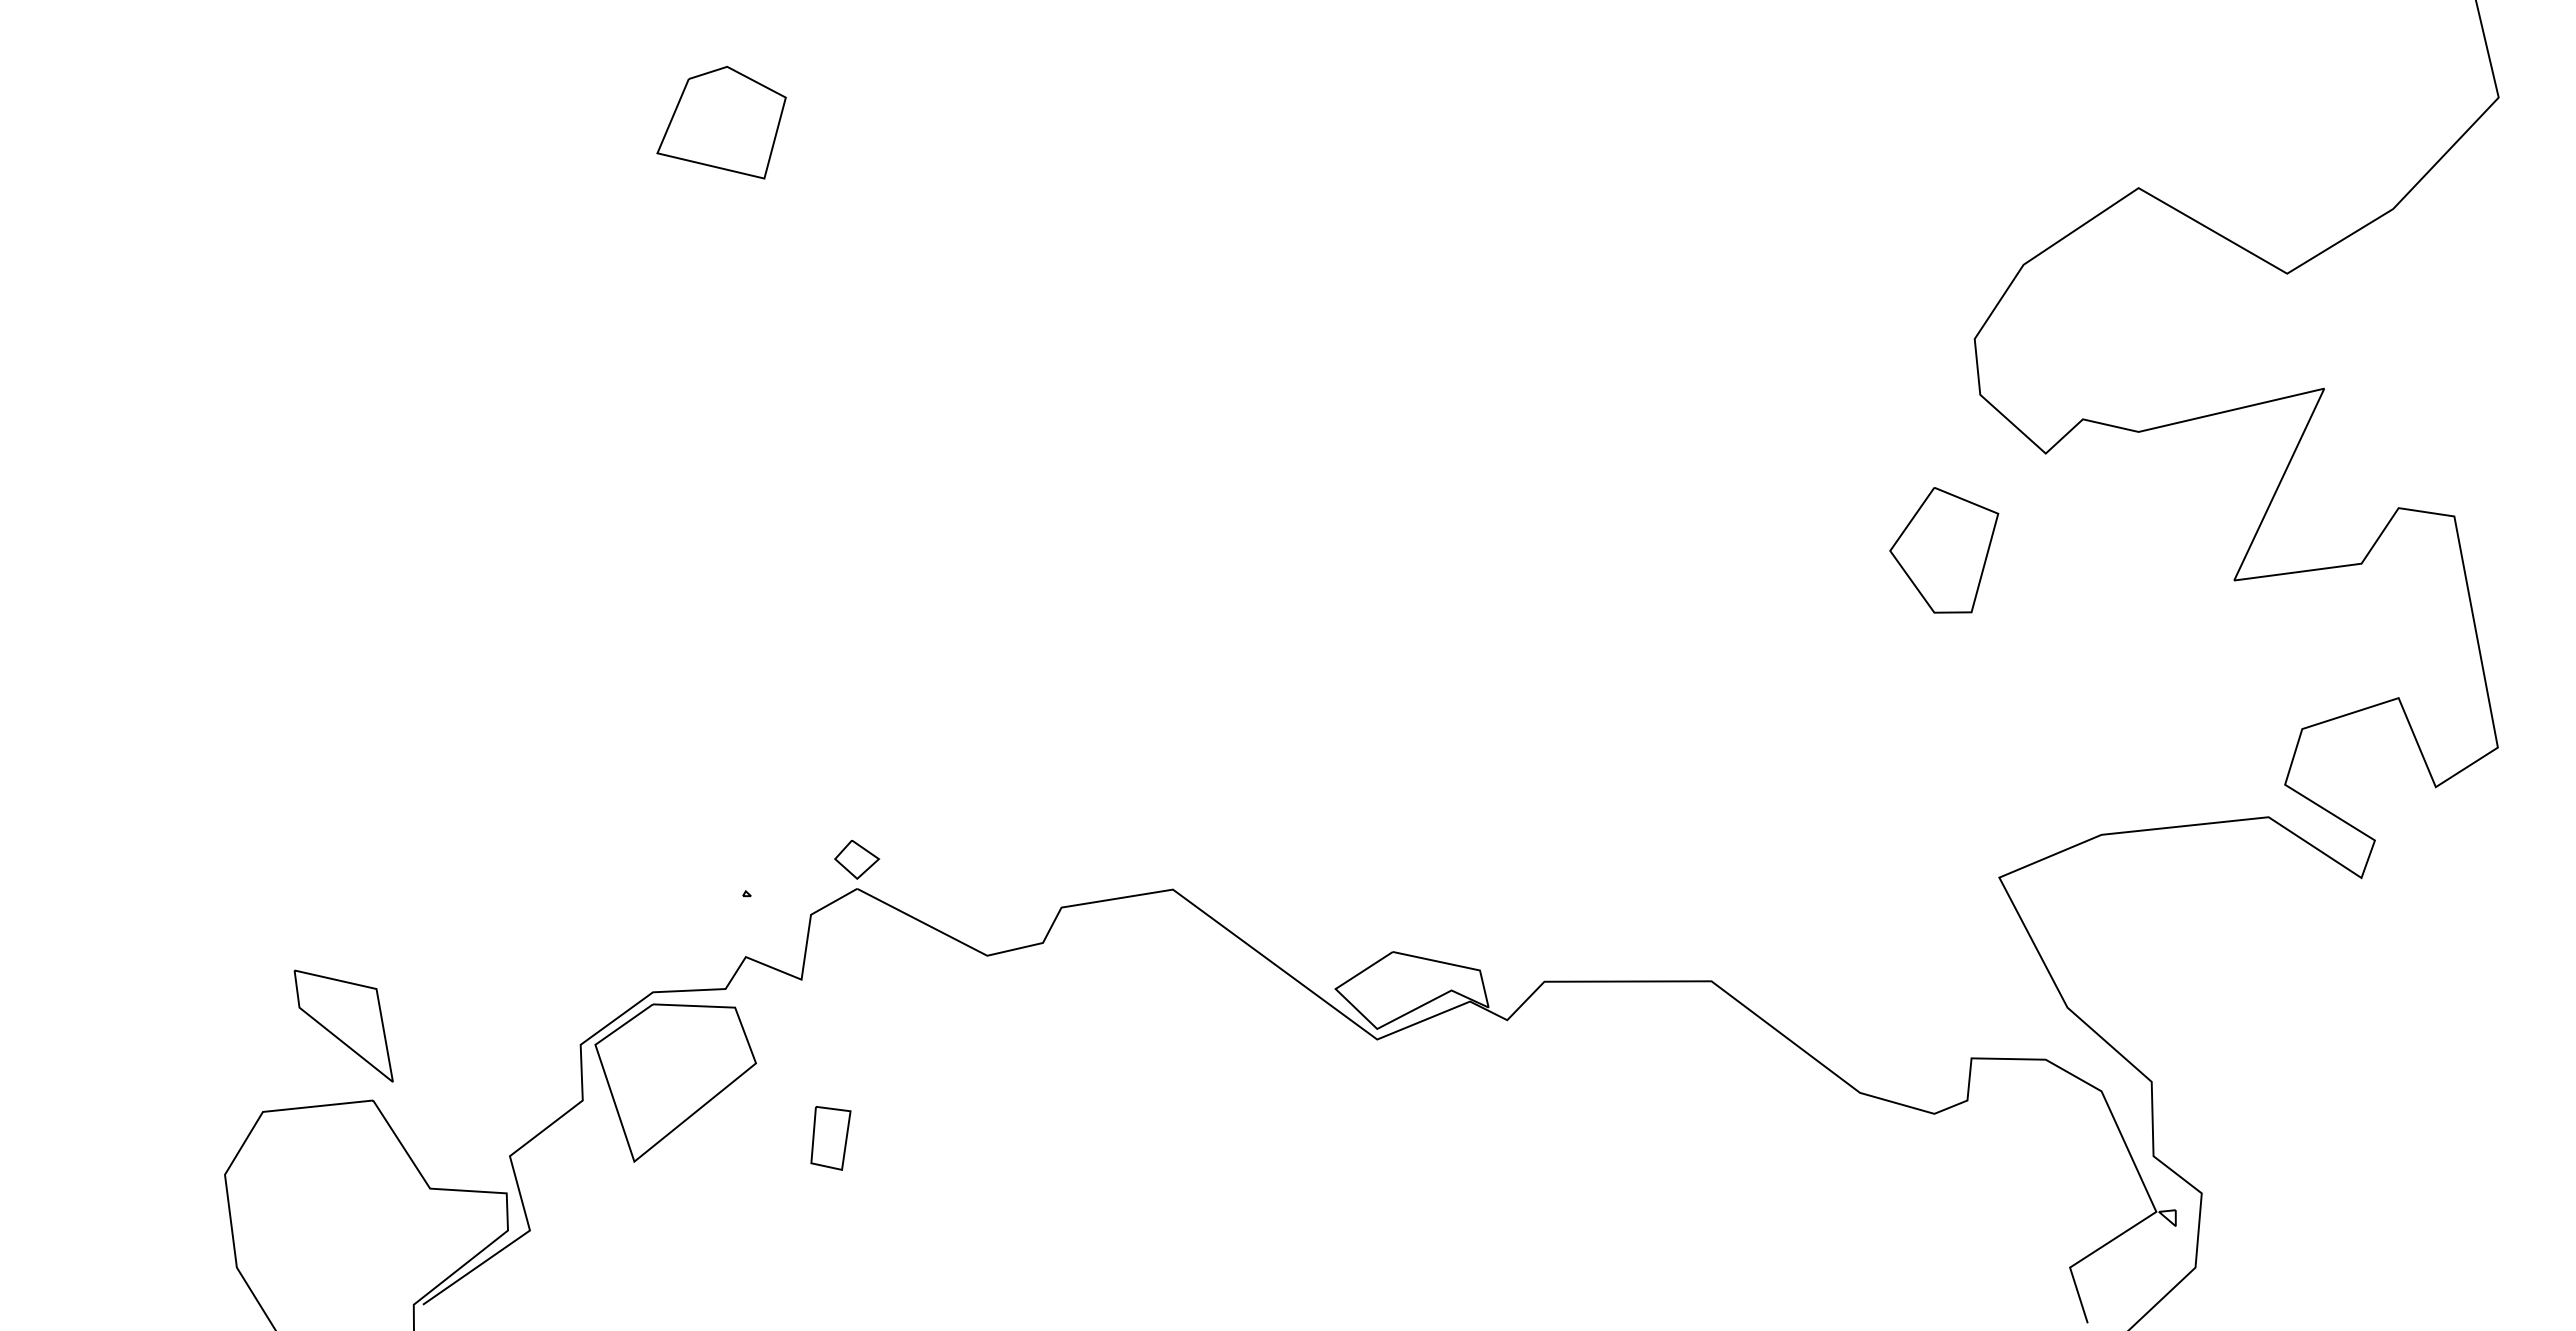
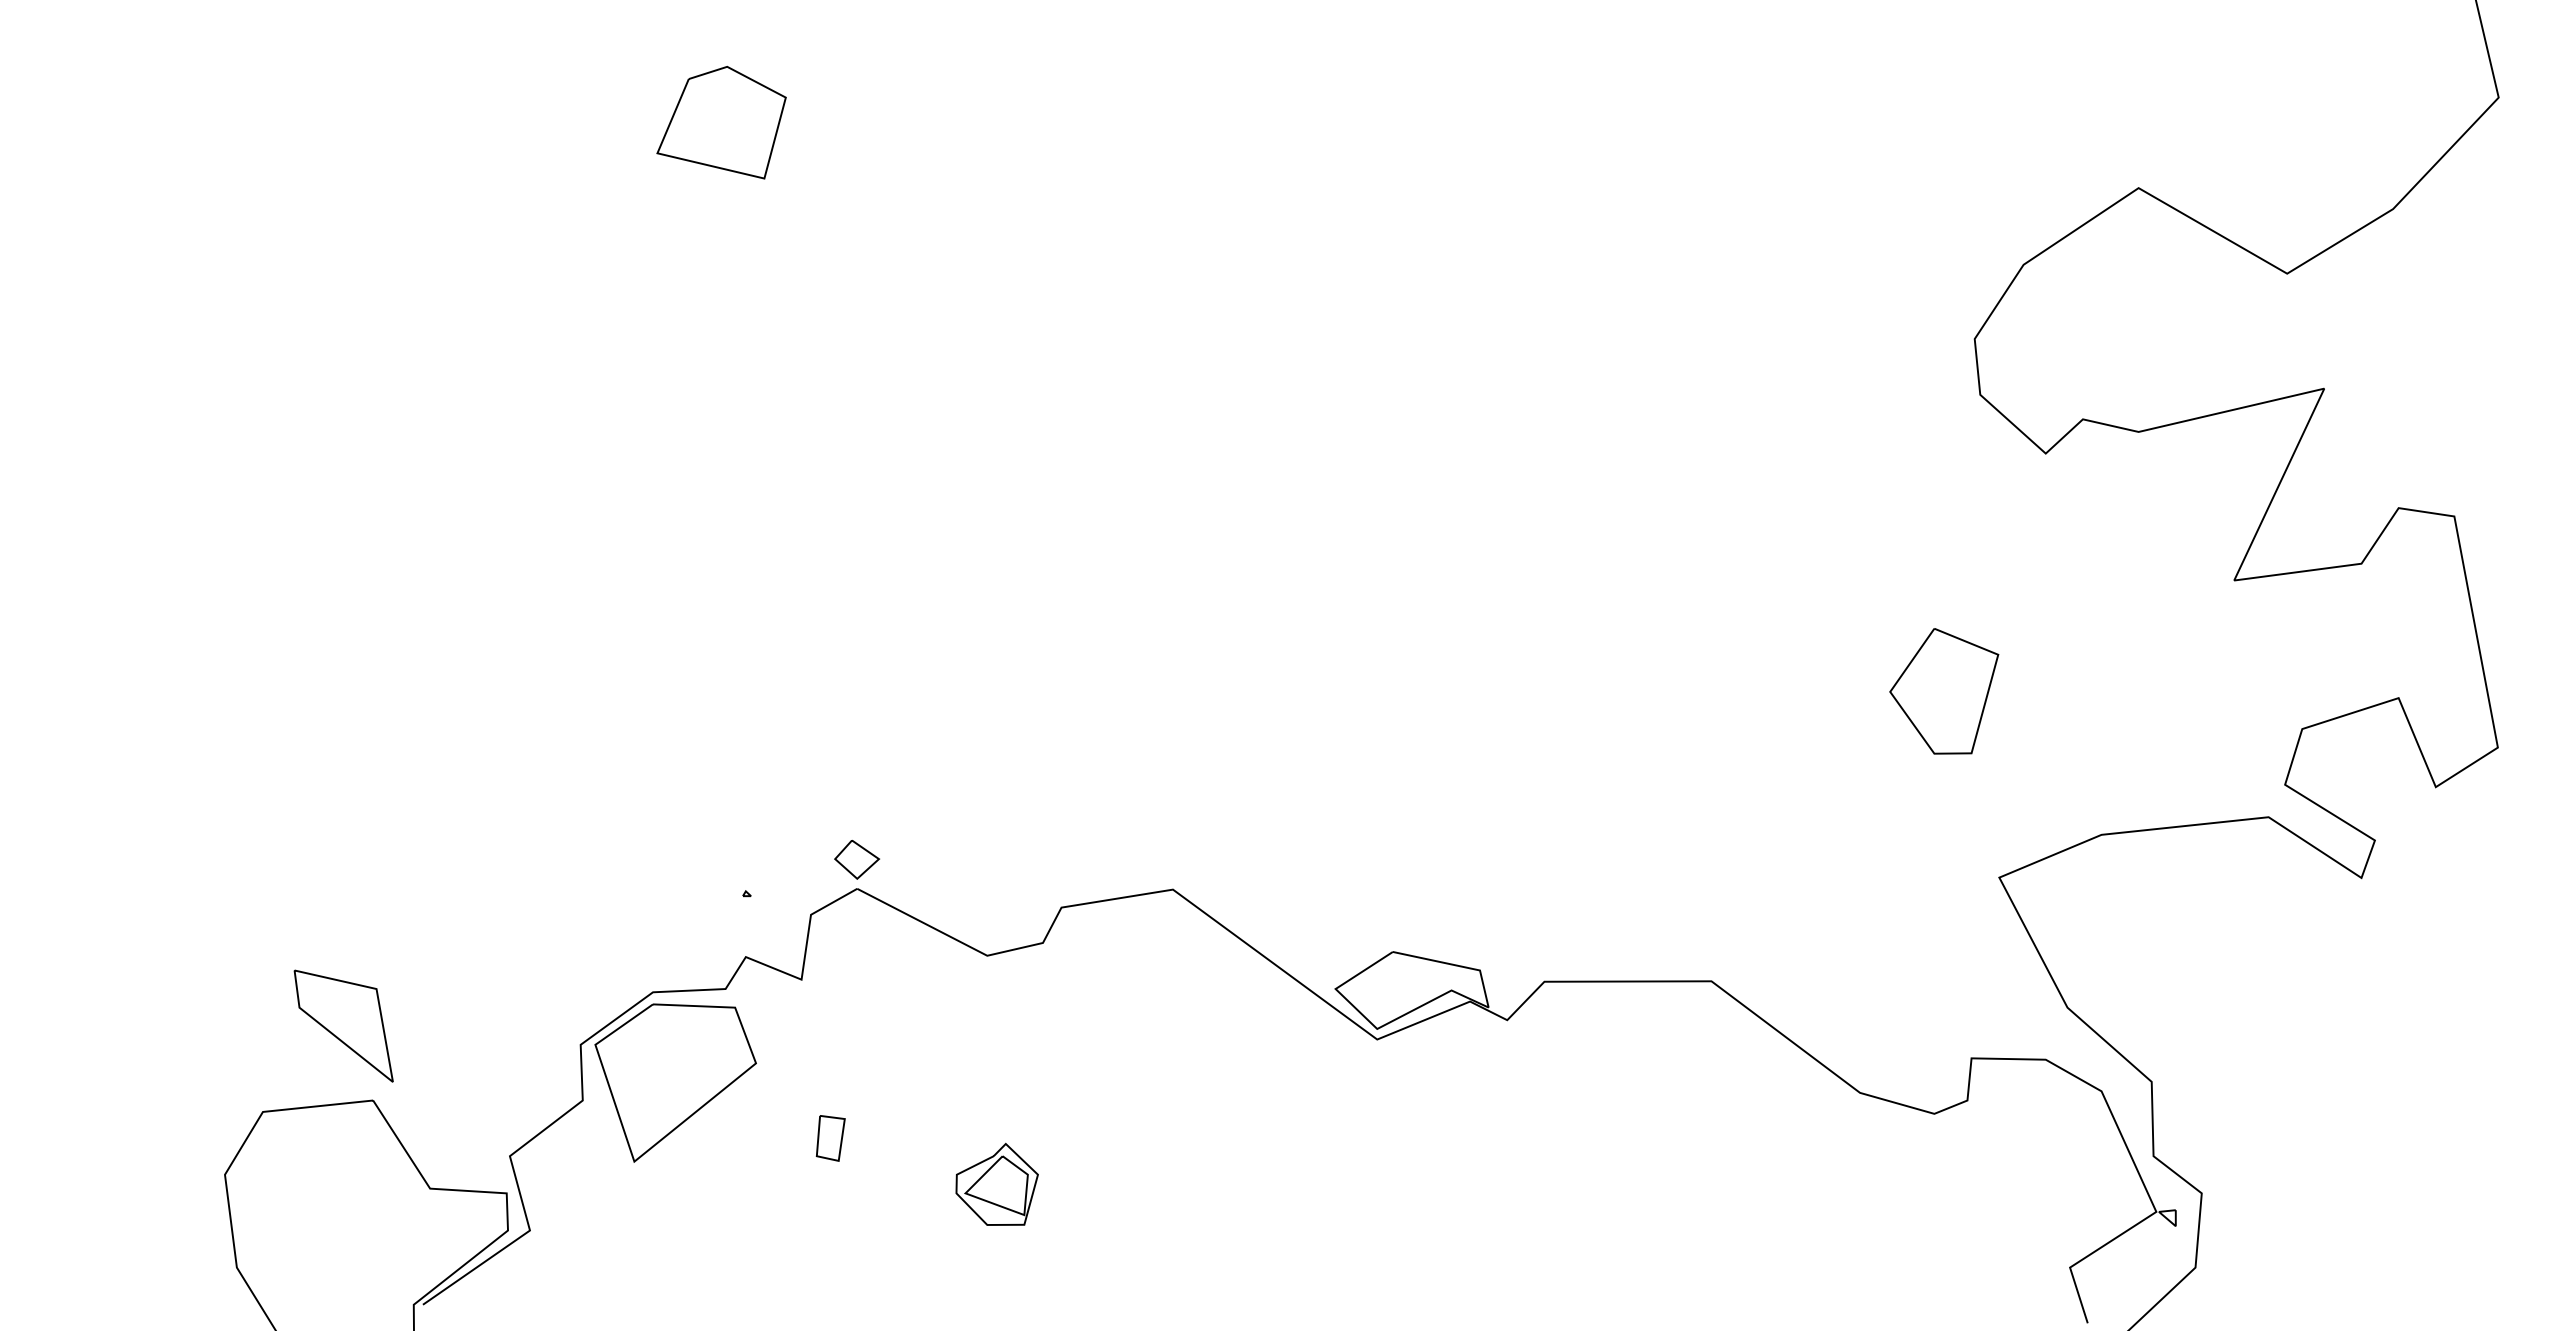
part position: (1944, 550) -> (1944, 691) (1944, 691)
part size: 42x65 px -> 31x47 px (830, 1138)
part: none -> present (996, 1183)
